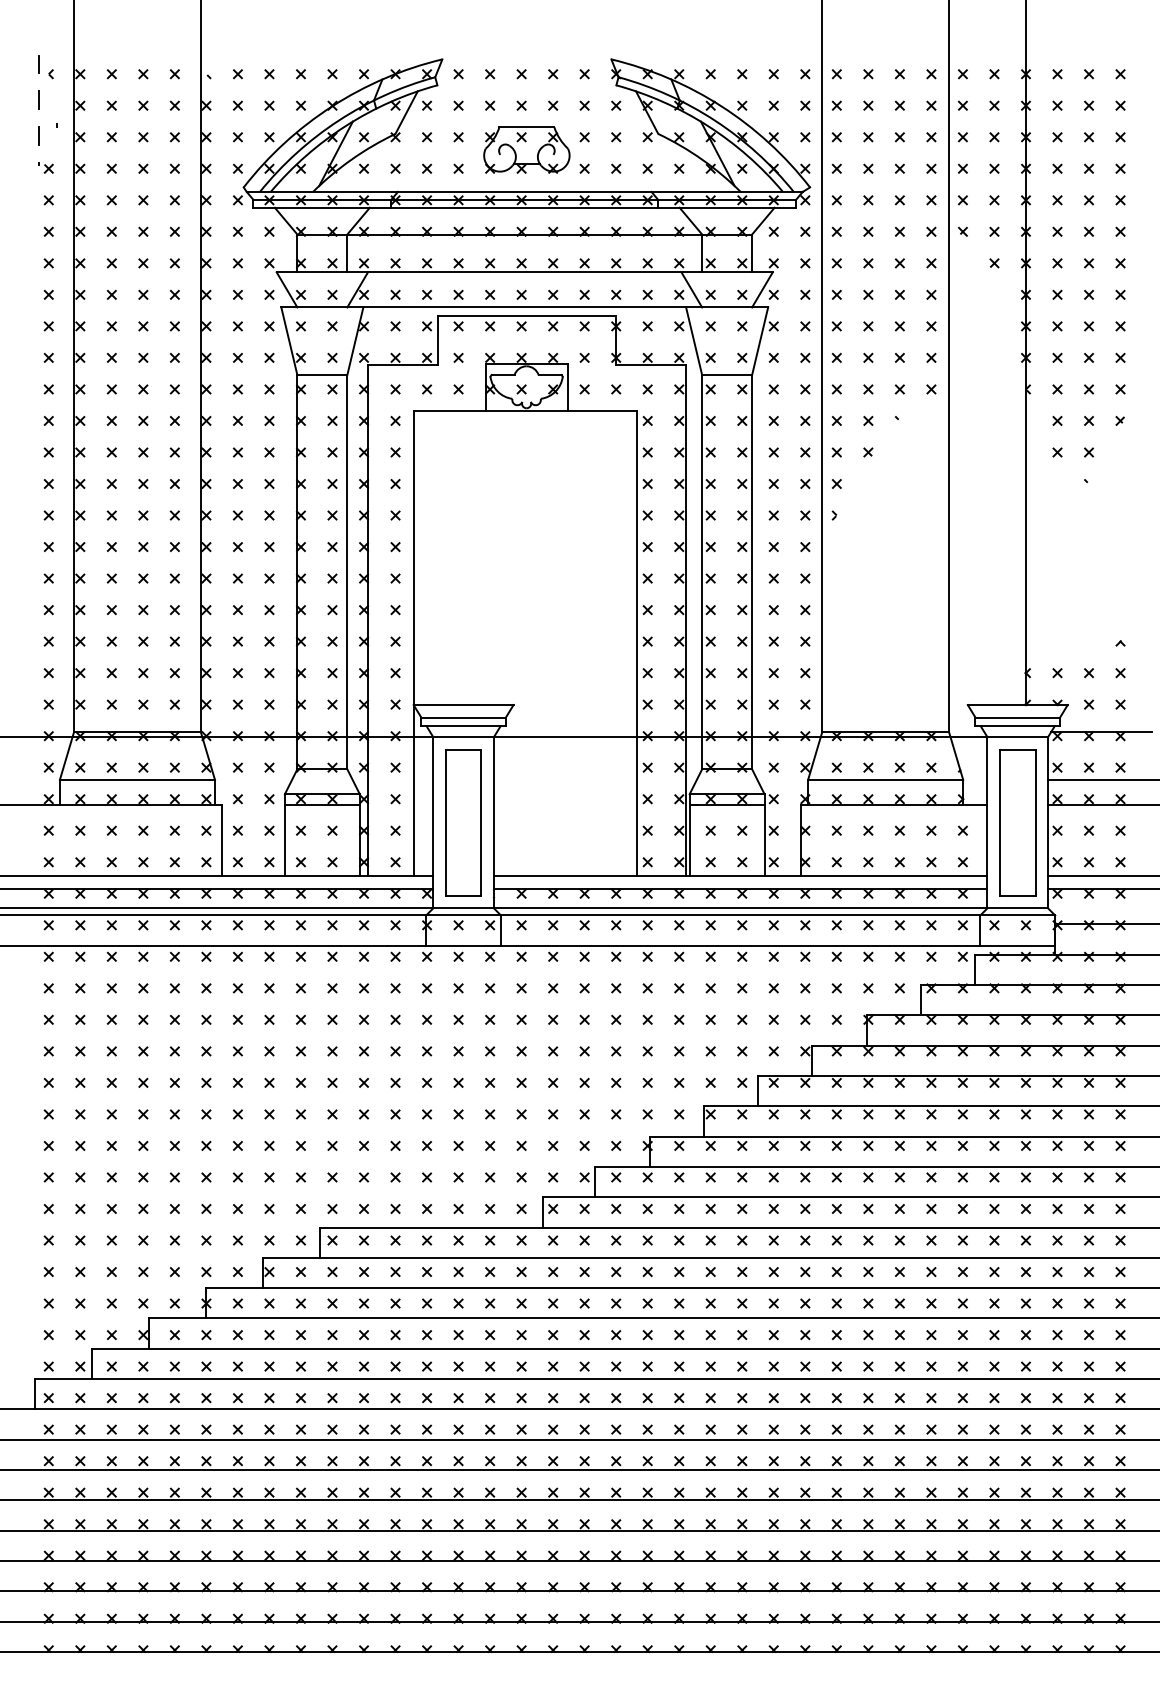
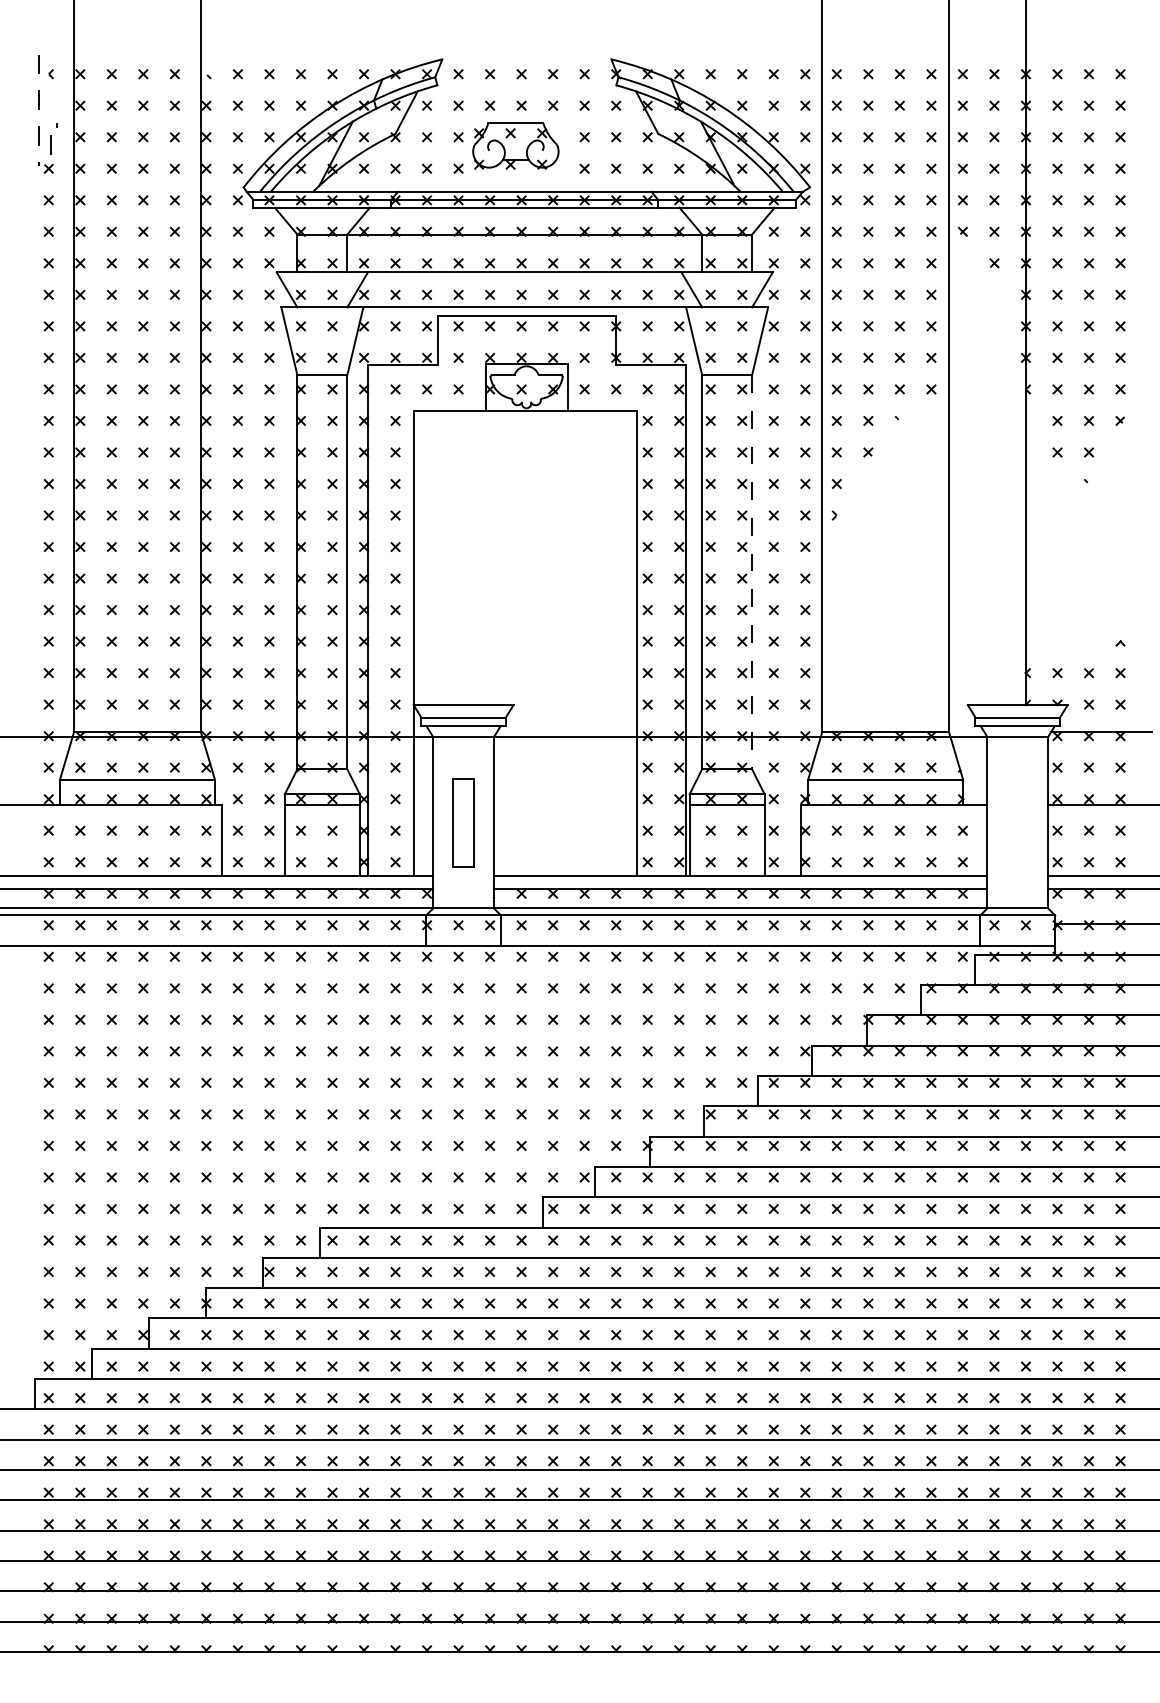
line: none -> present (50, 144)
part position: (526, 149) -> (515, 145) (515, 145)
line: solid -> dashed (752, 572)
line: present -> none (1102, 779)
part size: 37x148 px -> 23x90 px (463, 822)
part: present -> none (1017, 822)
